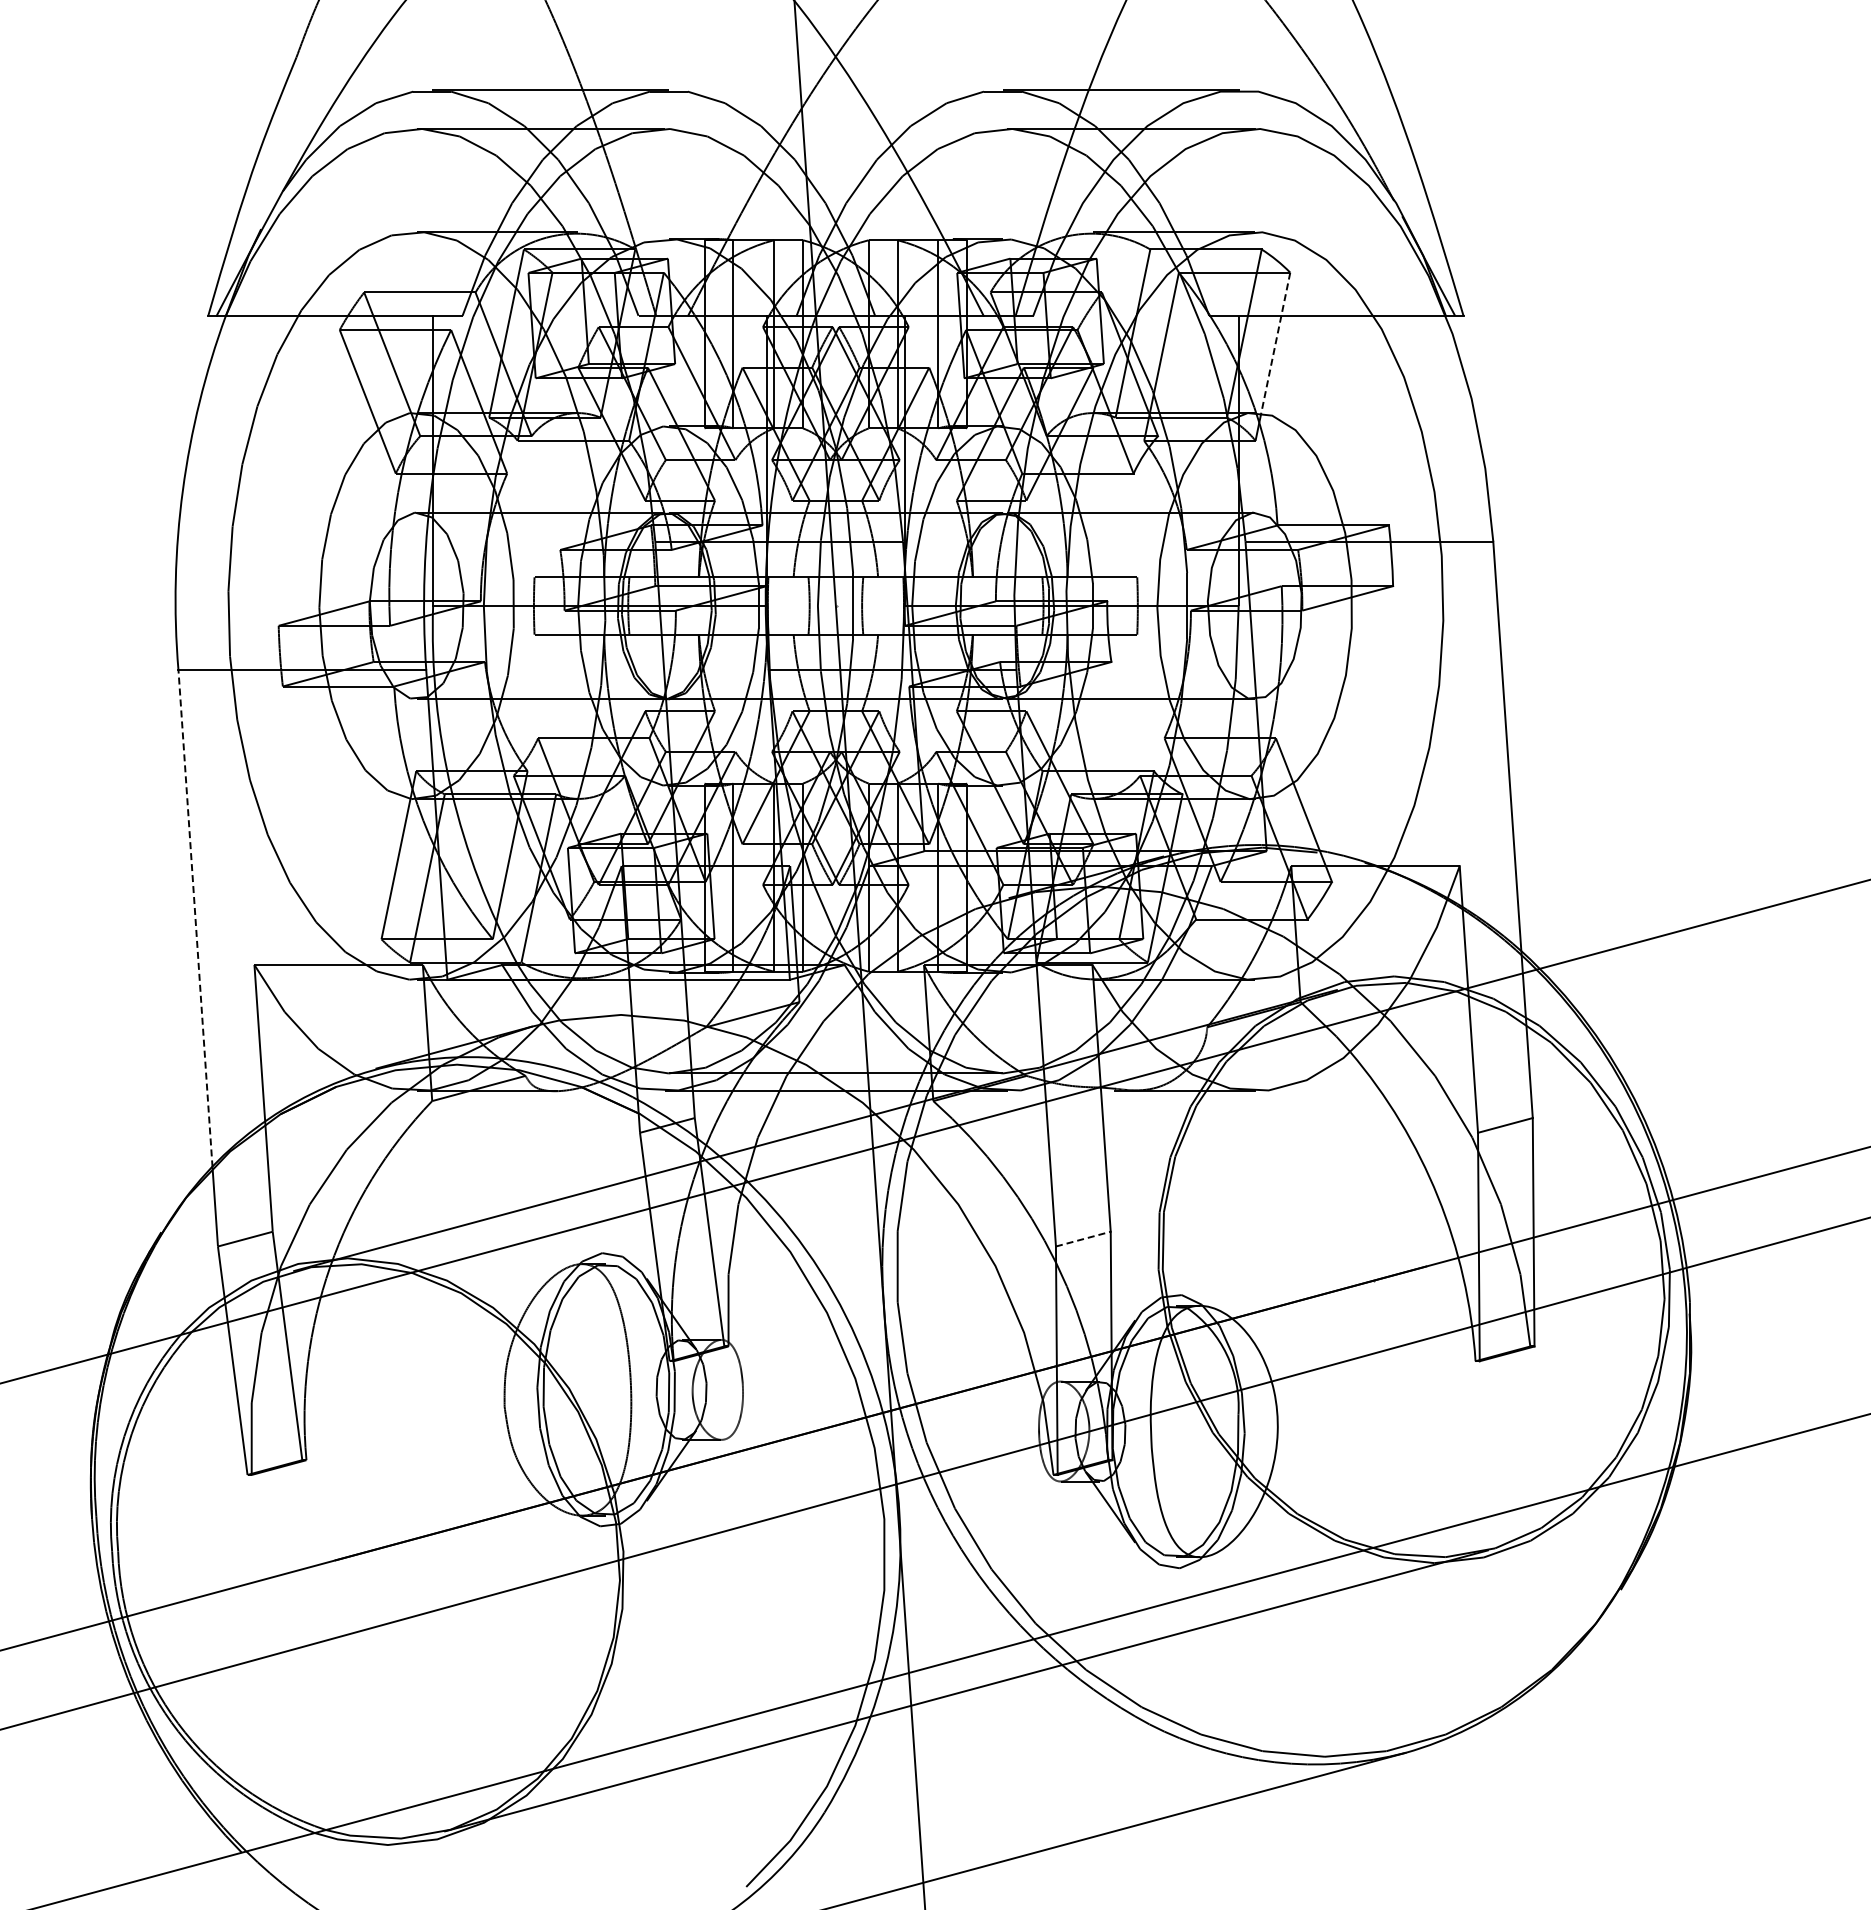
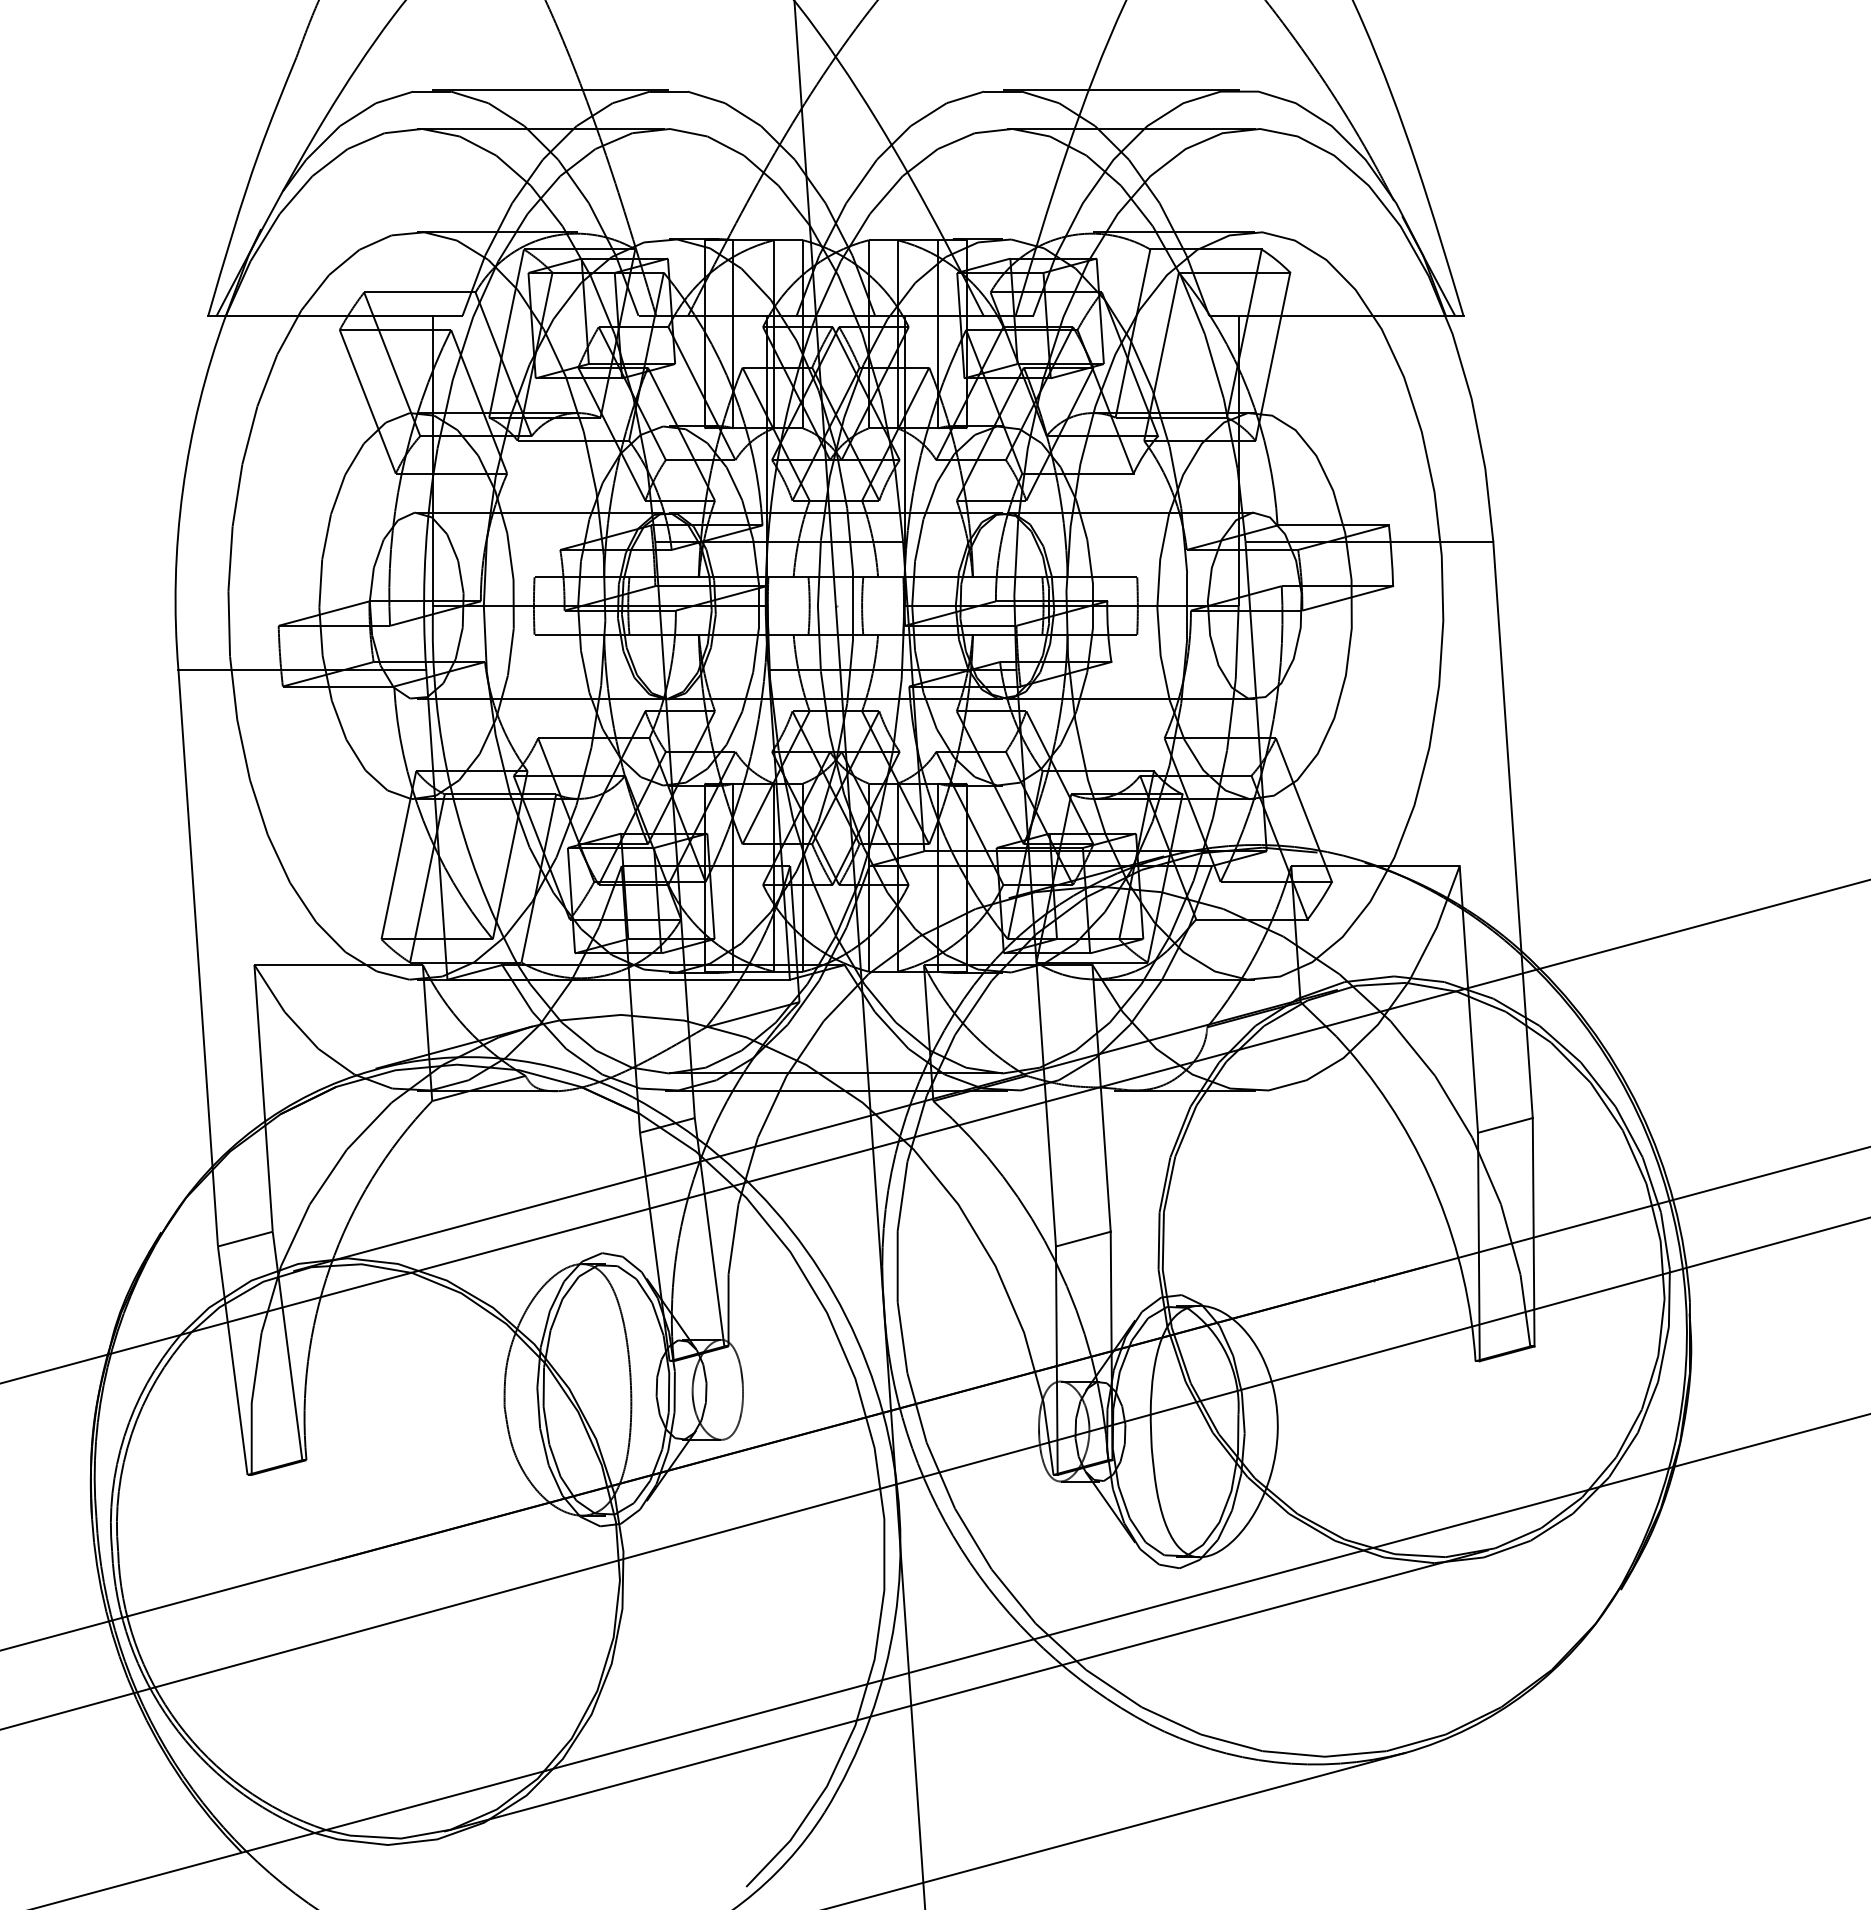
line: dashed -> solid (1275, 342)
line: dashed -> solid (195, 918)
line: dashed -> solid (1083, 1239)
